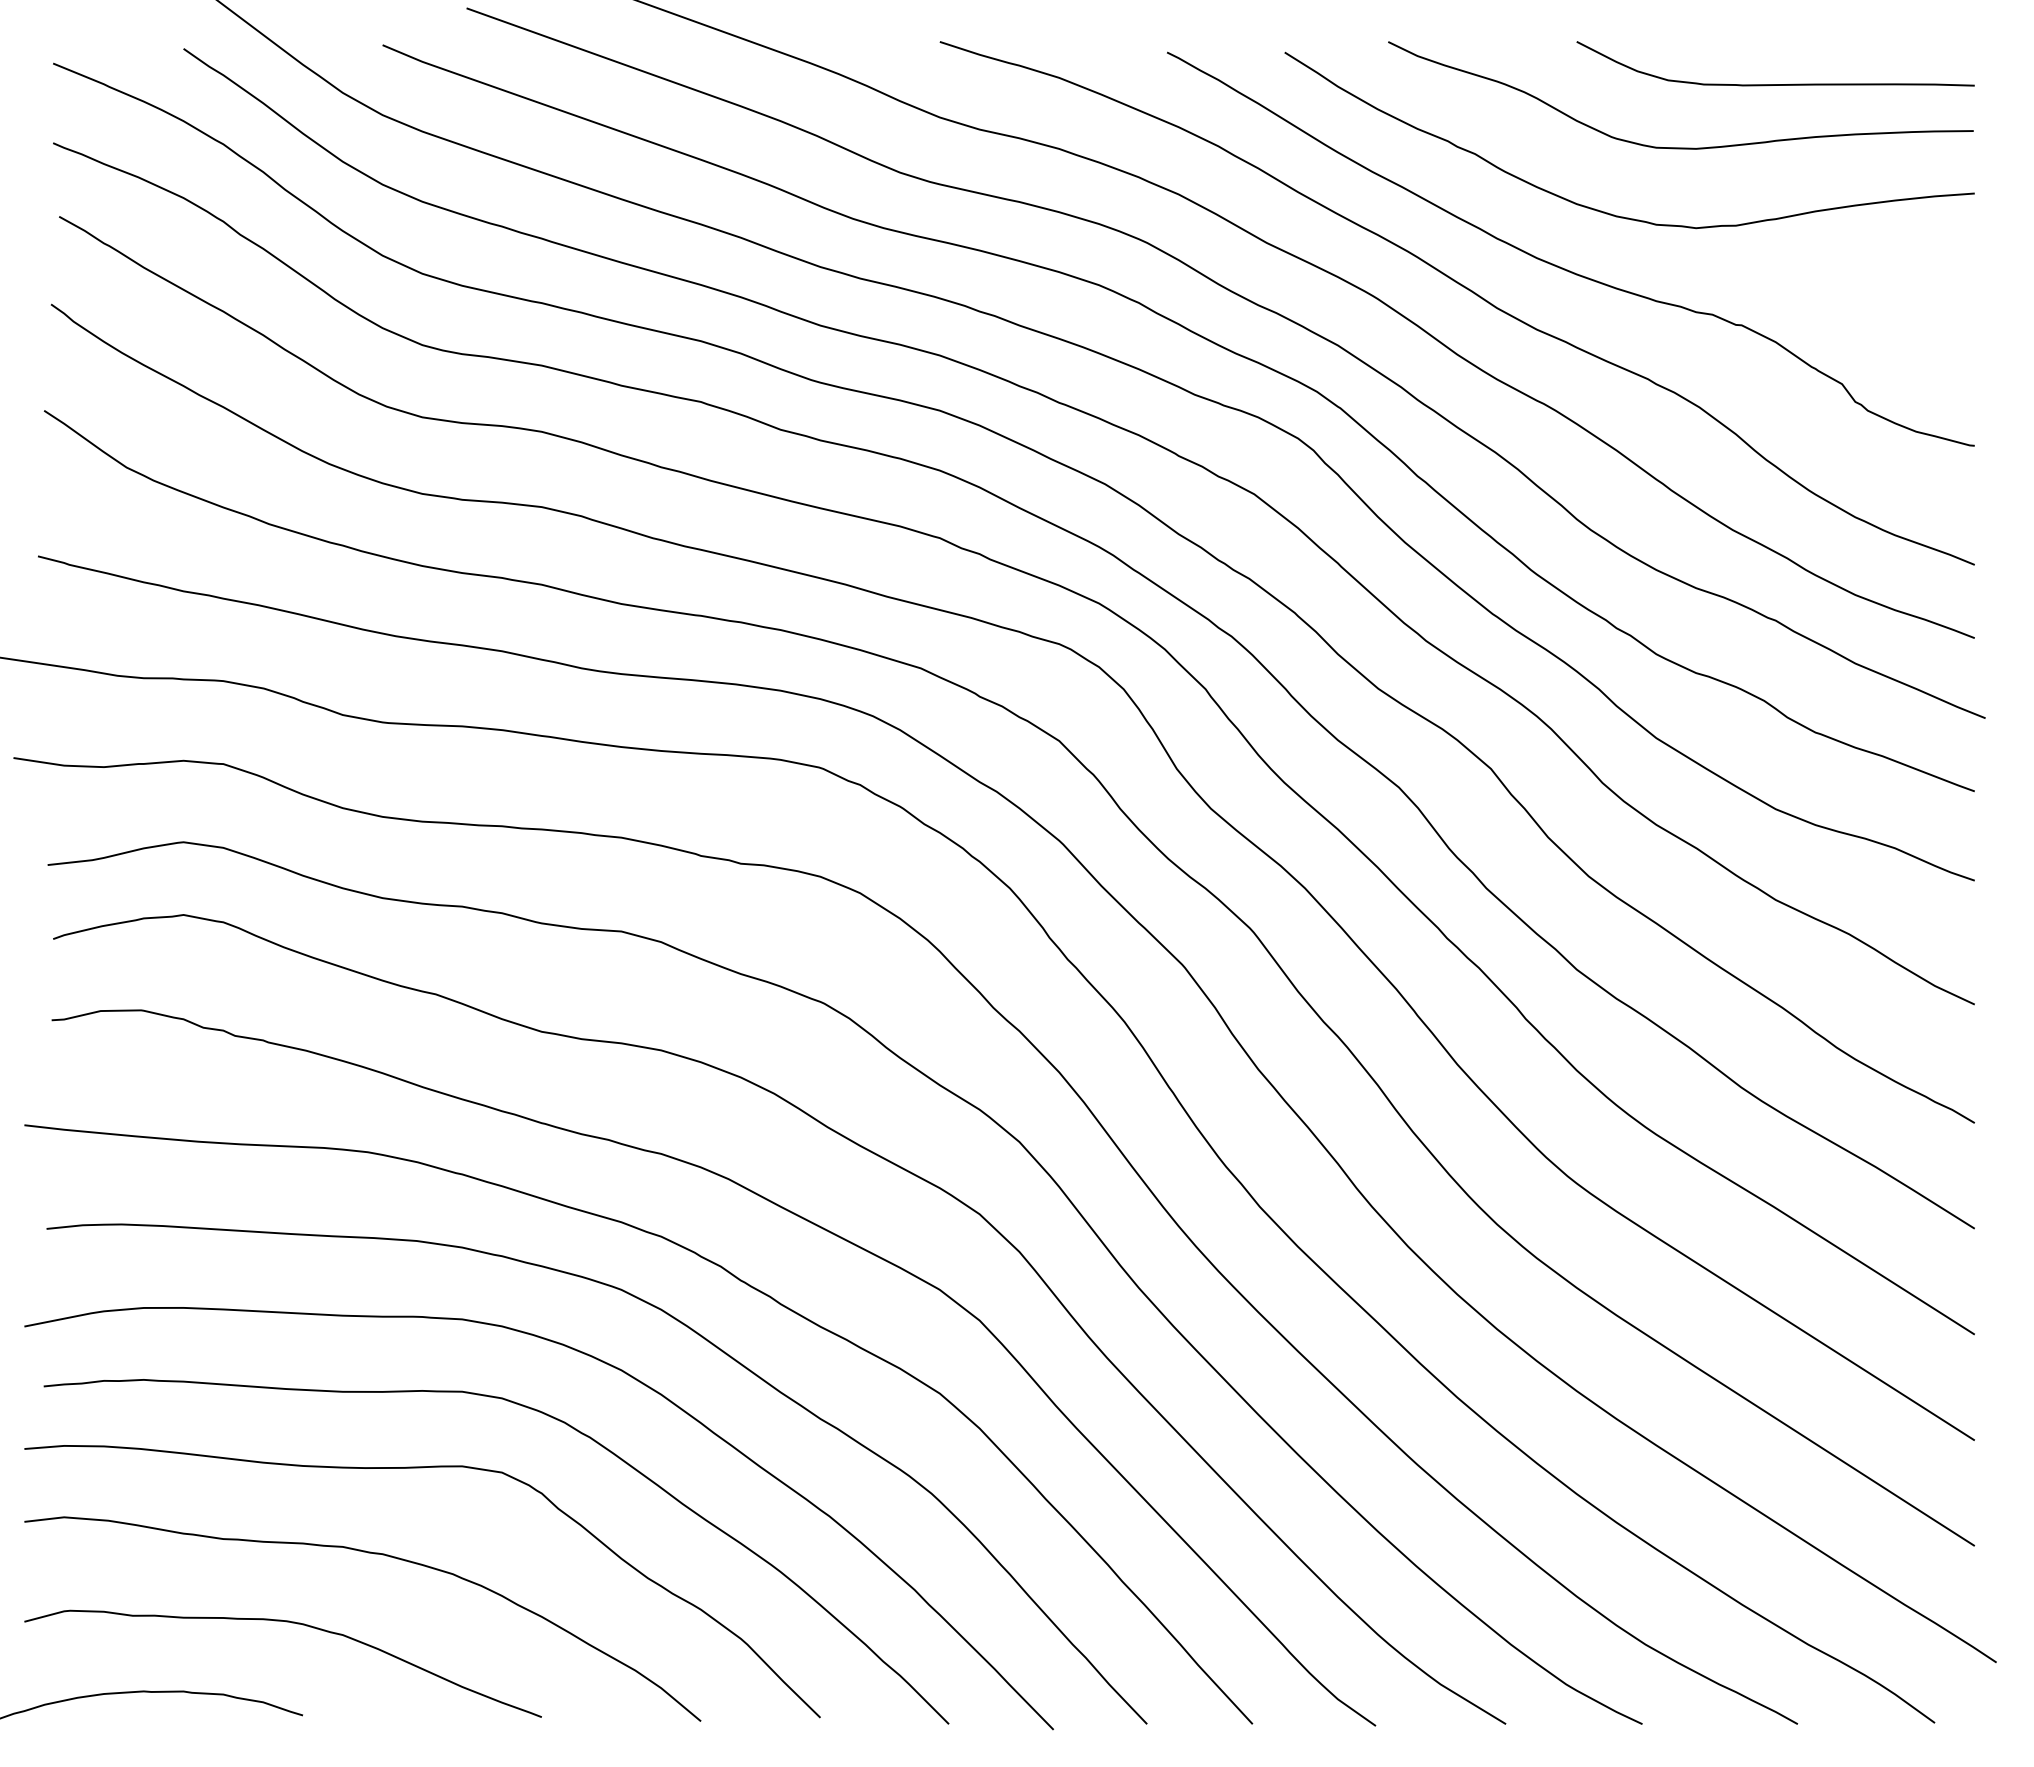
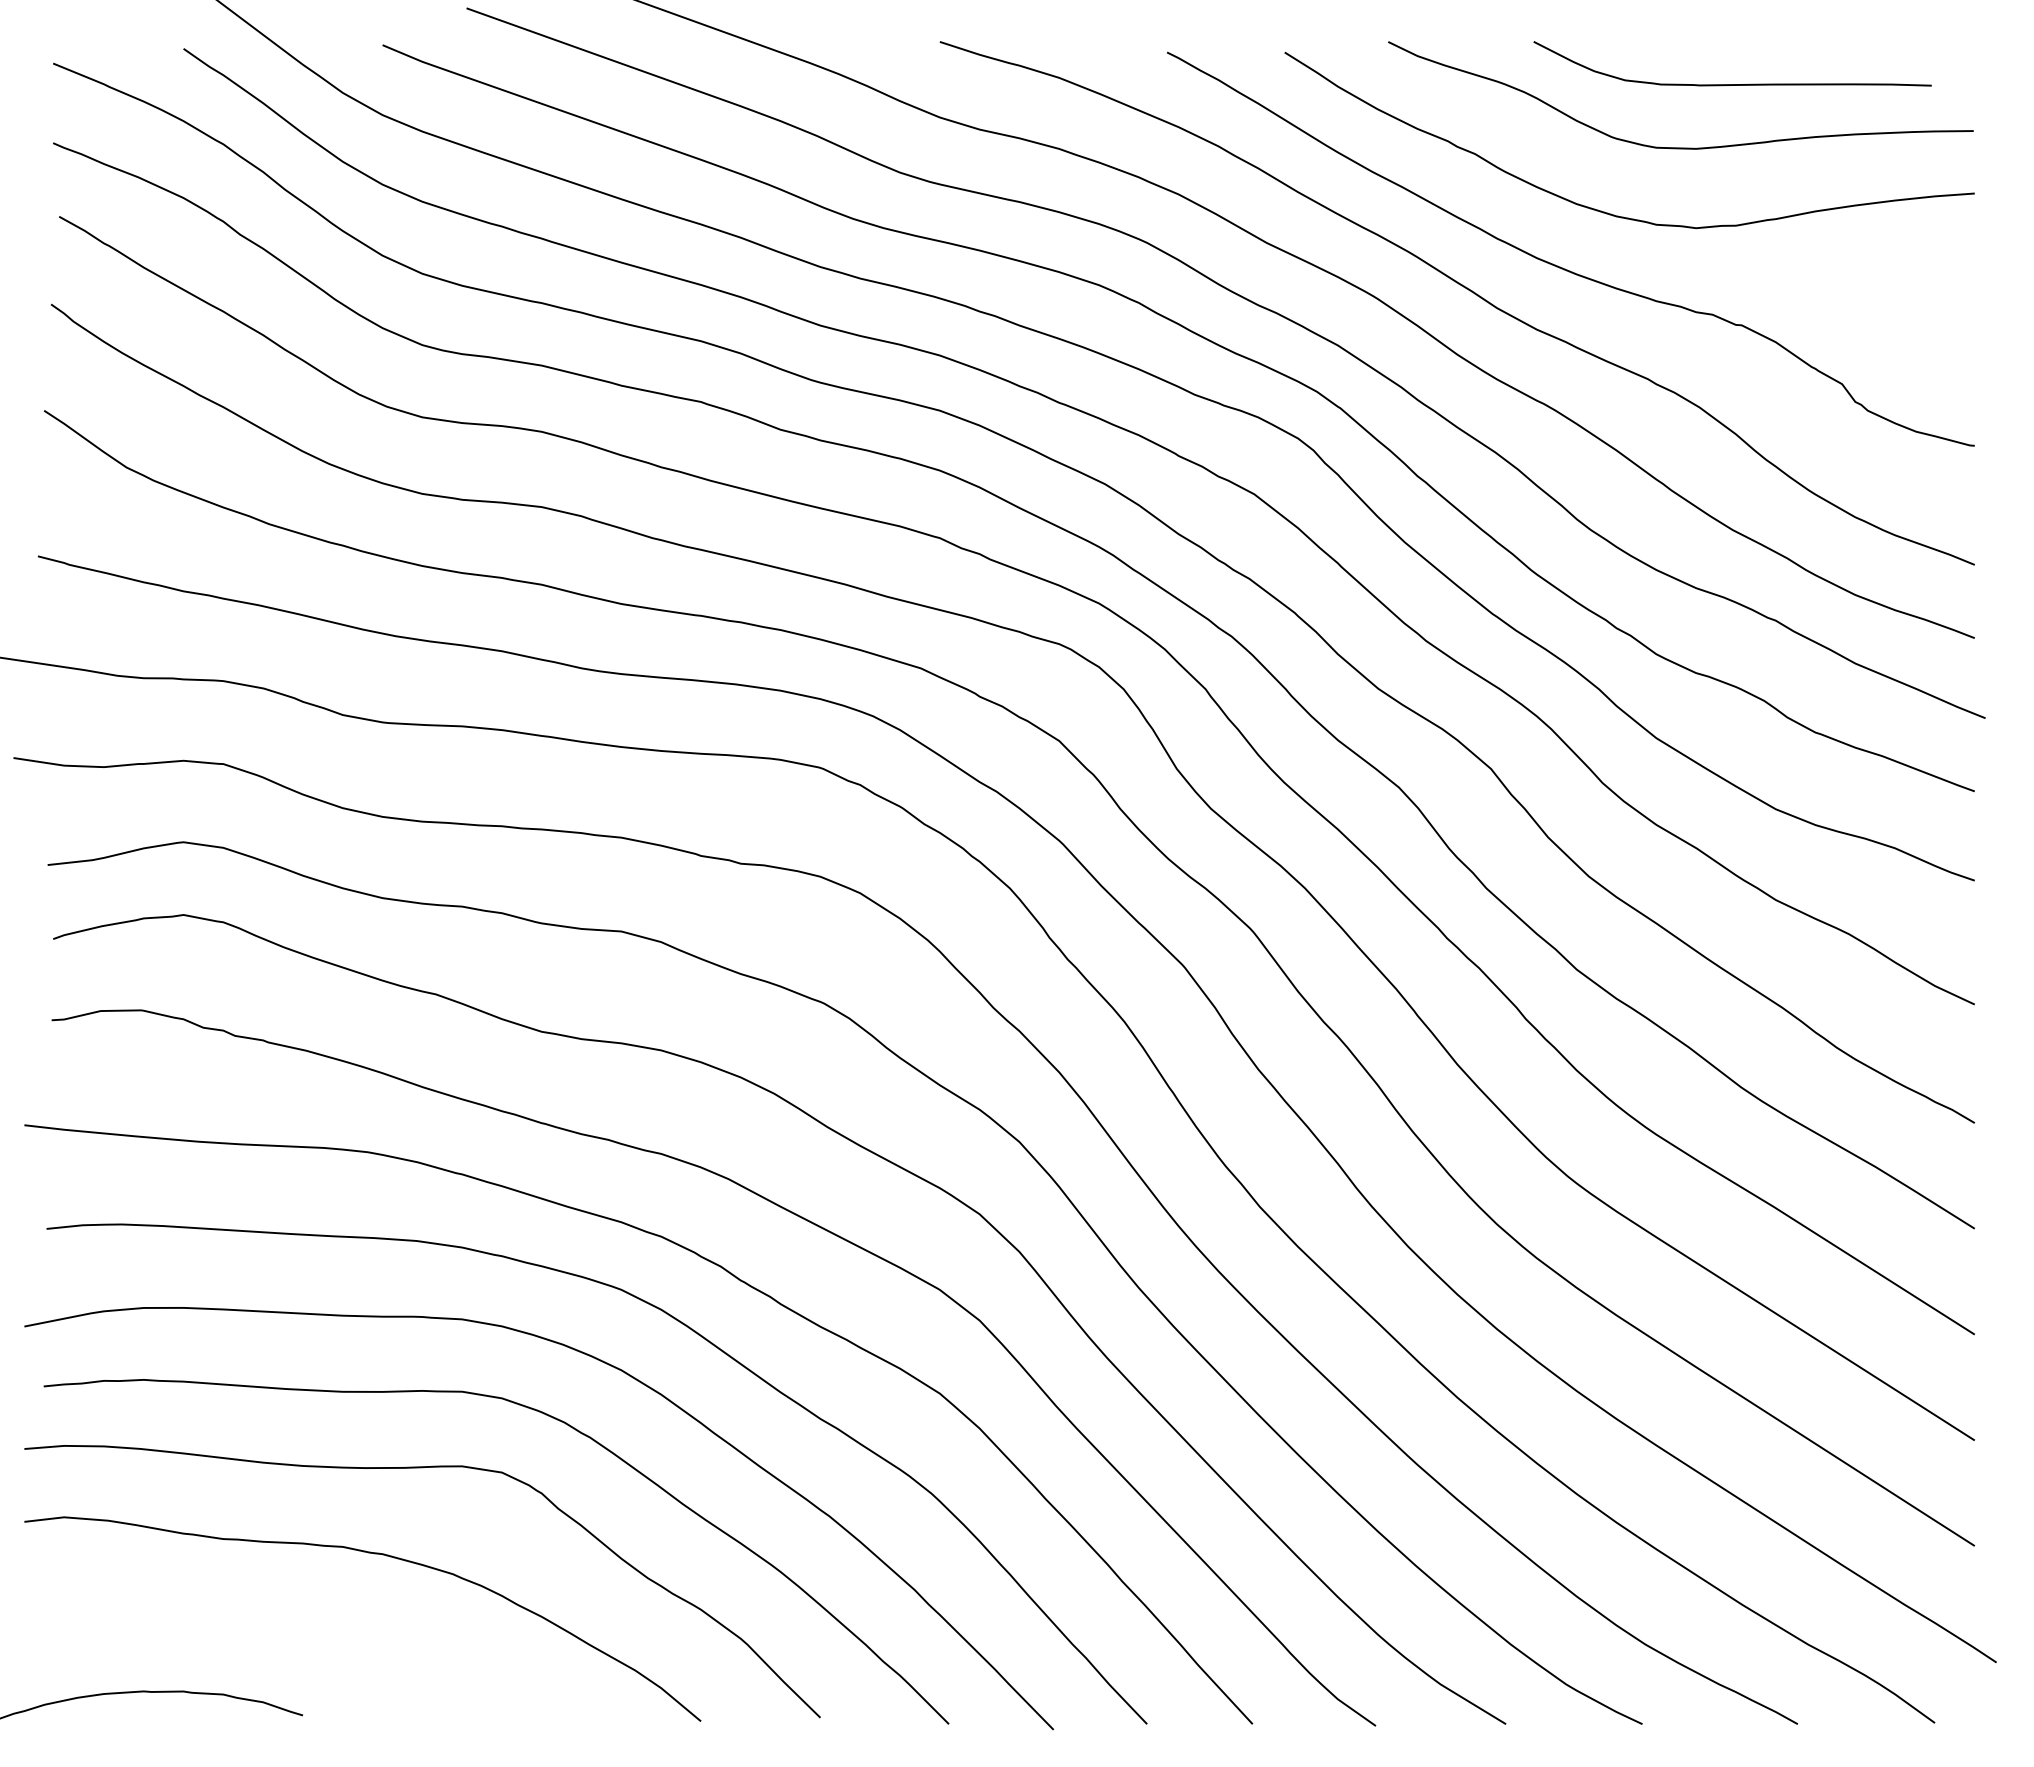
curve position: (1775, 84) -> (1732, 84) (1732, 84)
curve: present -> none (286, 1622)
